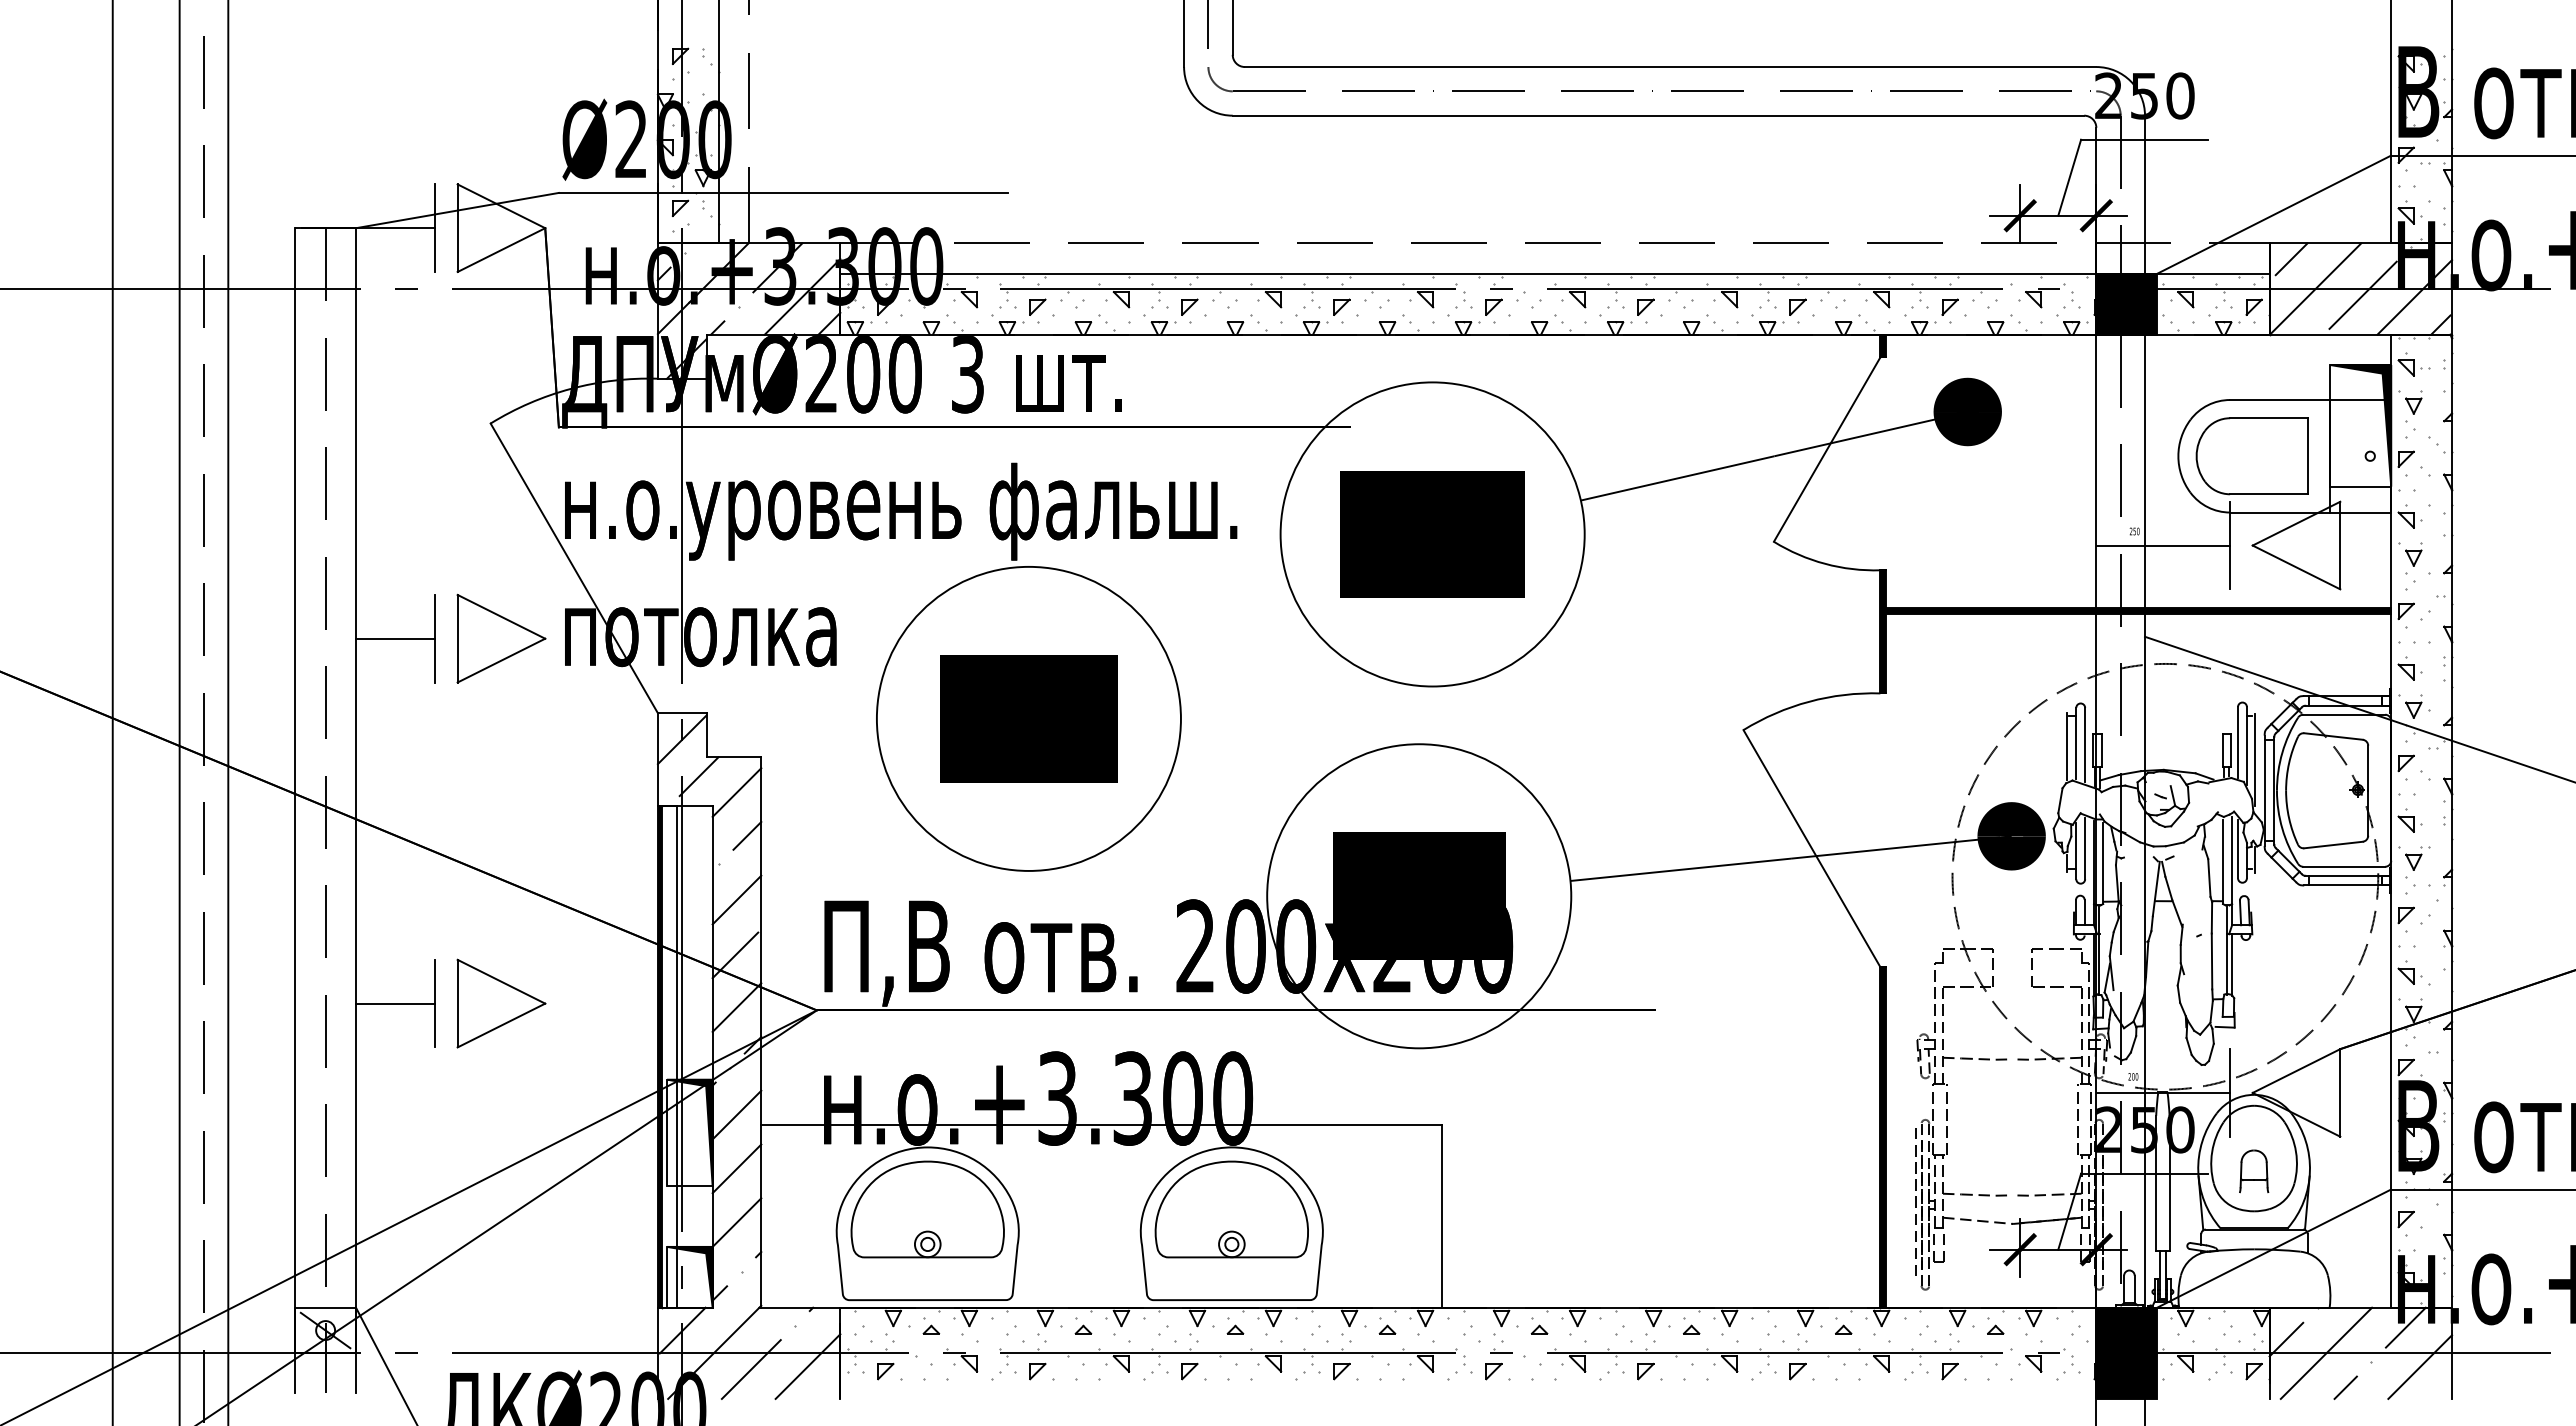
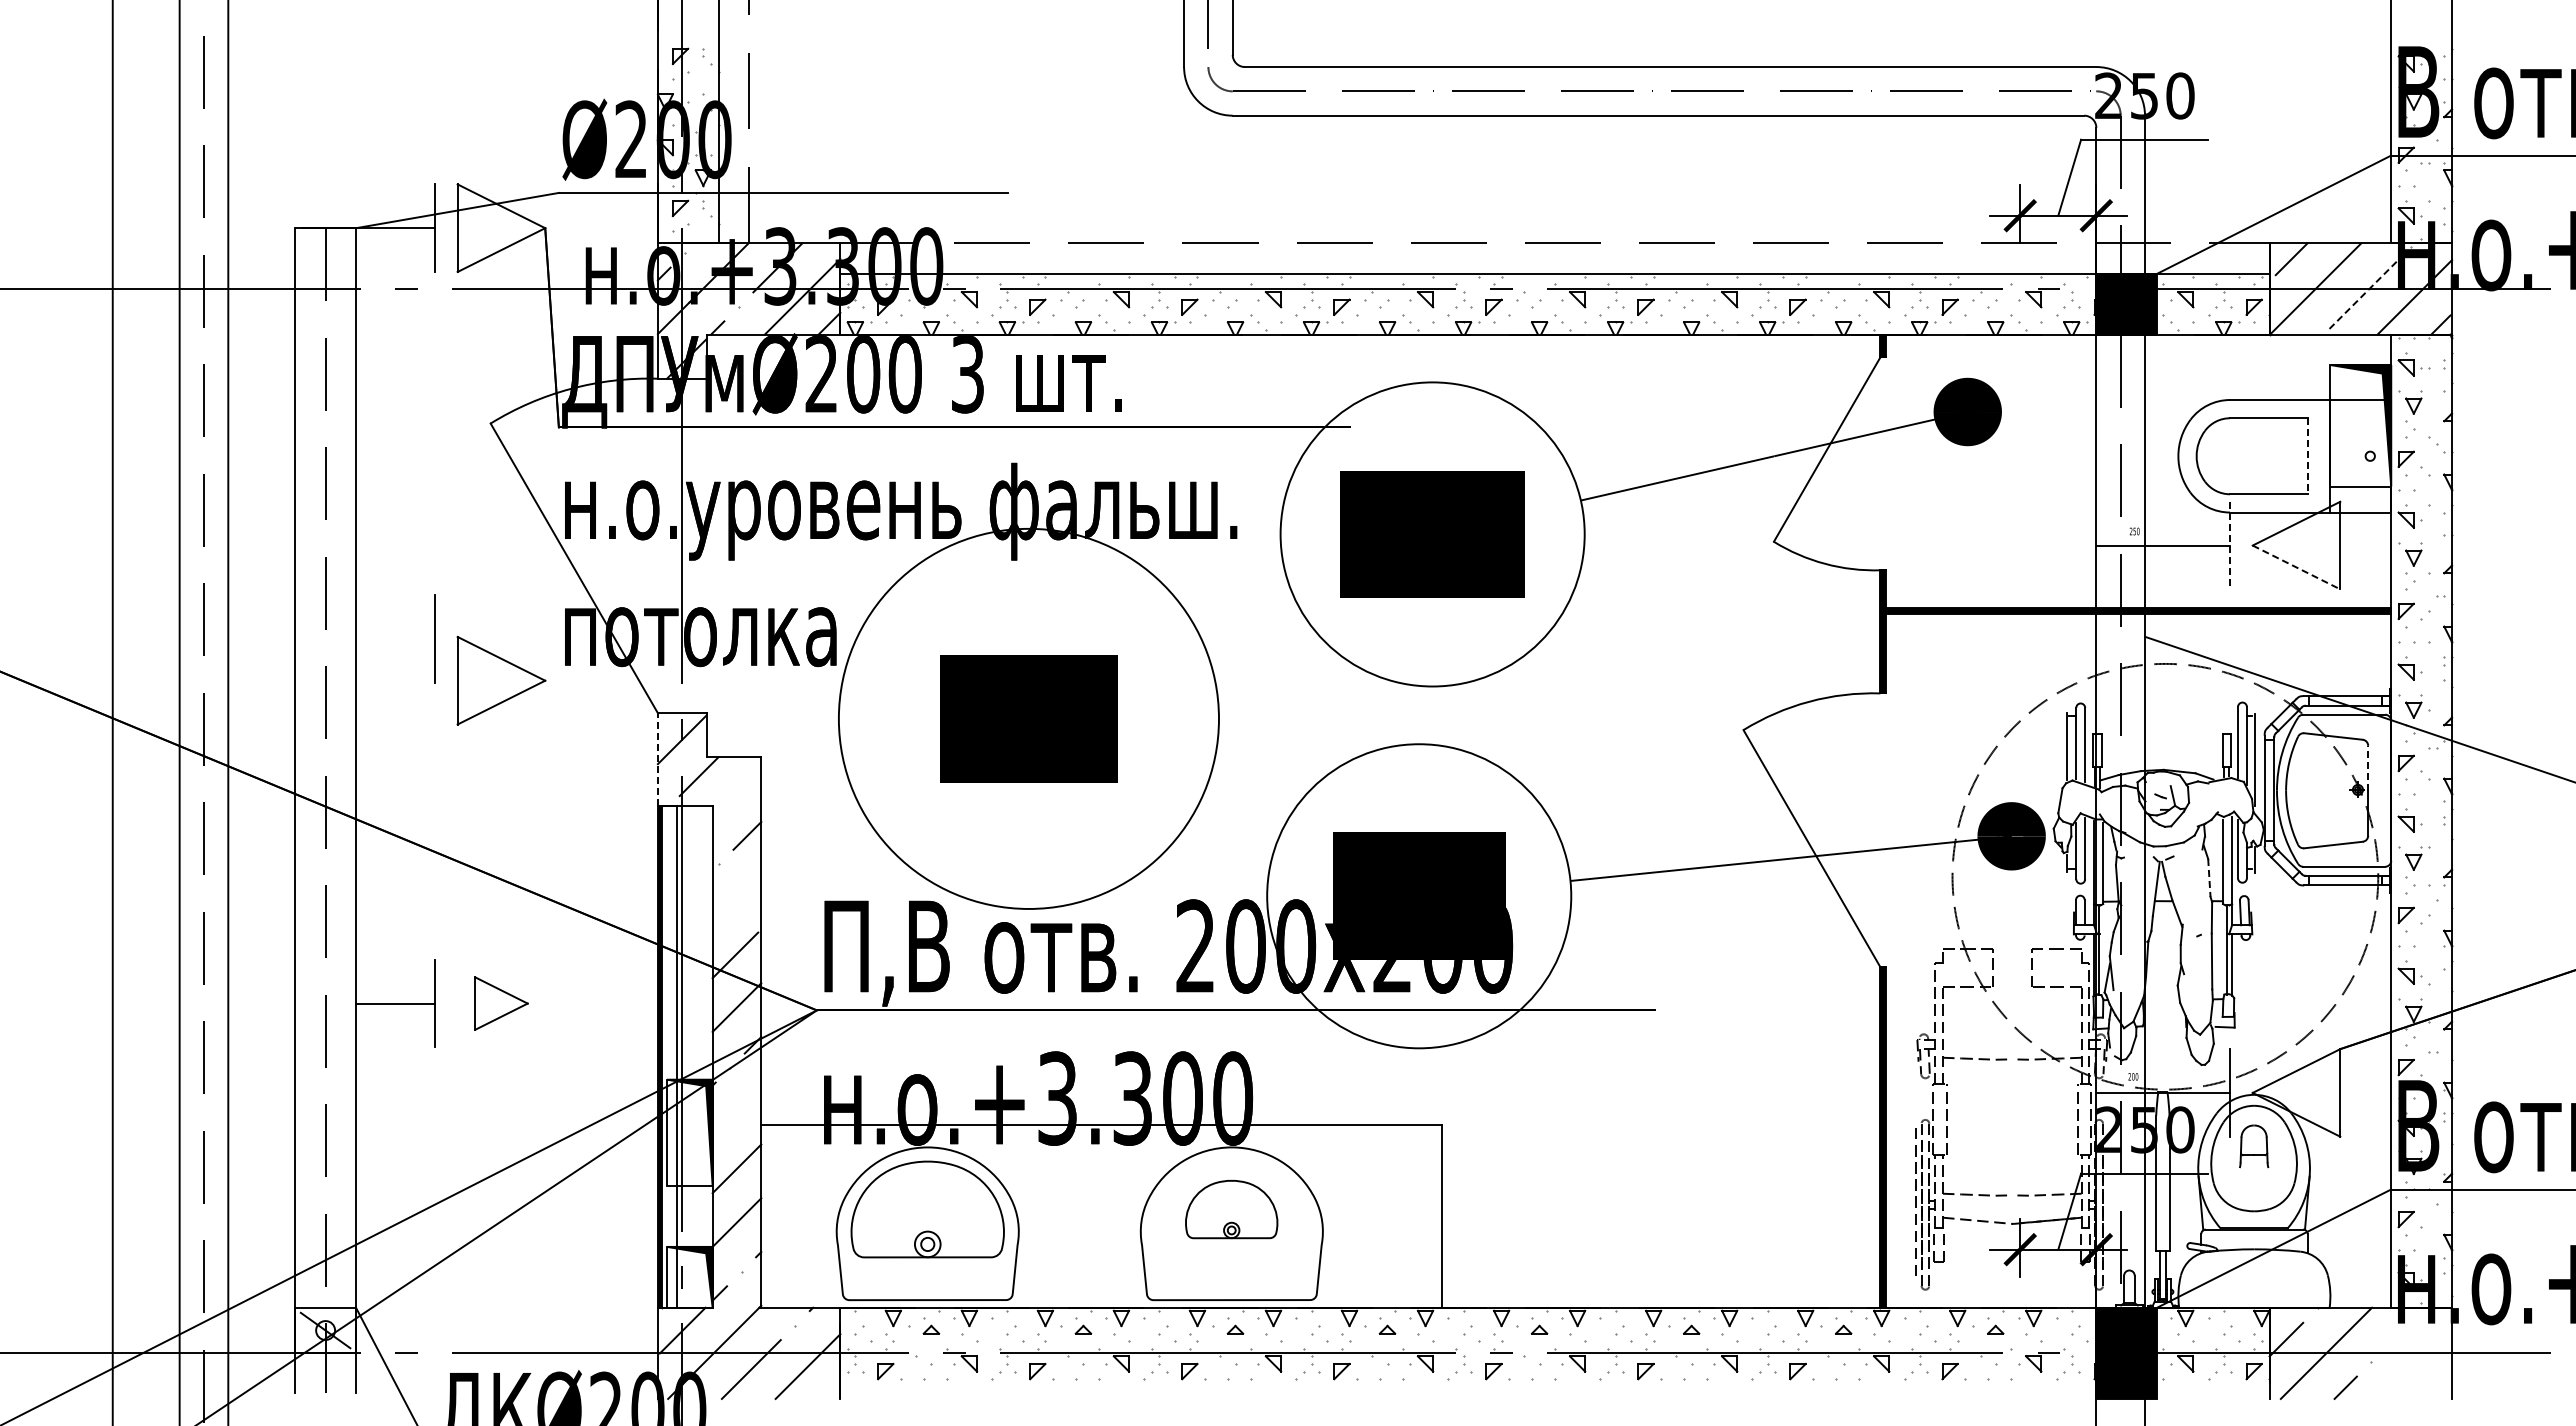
line: solid -> dashed (2363, 295)
line: solid -> dashed (2307, 456)
line: solid -> dashed (2229, 545)
line: solid -> dashed (2296, 567)
line: present -> none (395, 638)
part position: (501, 638) -> (501, 680) (501, 680)
circle diameter: 304 px -> 380 px (1028, 718)
line: solid -> dashed (657, 759)
line: solid -> dashed (2368, 767)
line: present -> none (736, 792)
line: solid -> dashed (2209, 878)
line: present -> none (736, 899)
part size: 91x91 px -> 55x55 px (501, 1003)
line: present -> none (736, 1114)
part position: (2254, 1171) -> (2254, 1146) (2254, 1146)
part size: 155x99 px -> 94x60 px (1231, 1209)
line: present -> none (2405, 1327)
line: present -> none (2420, 1366)
